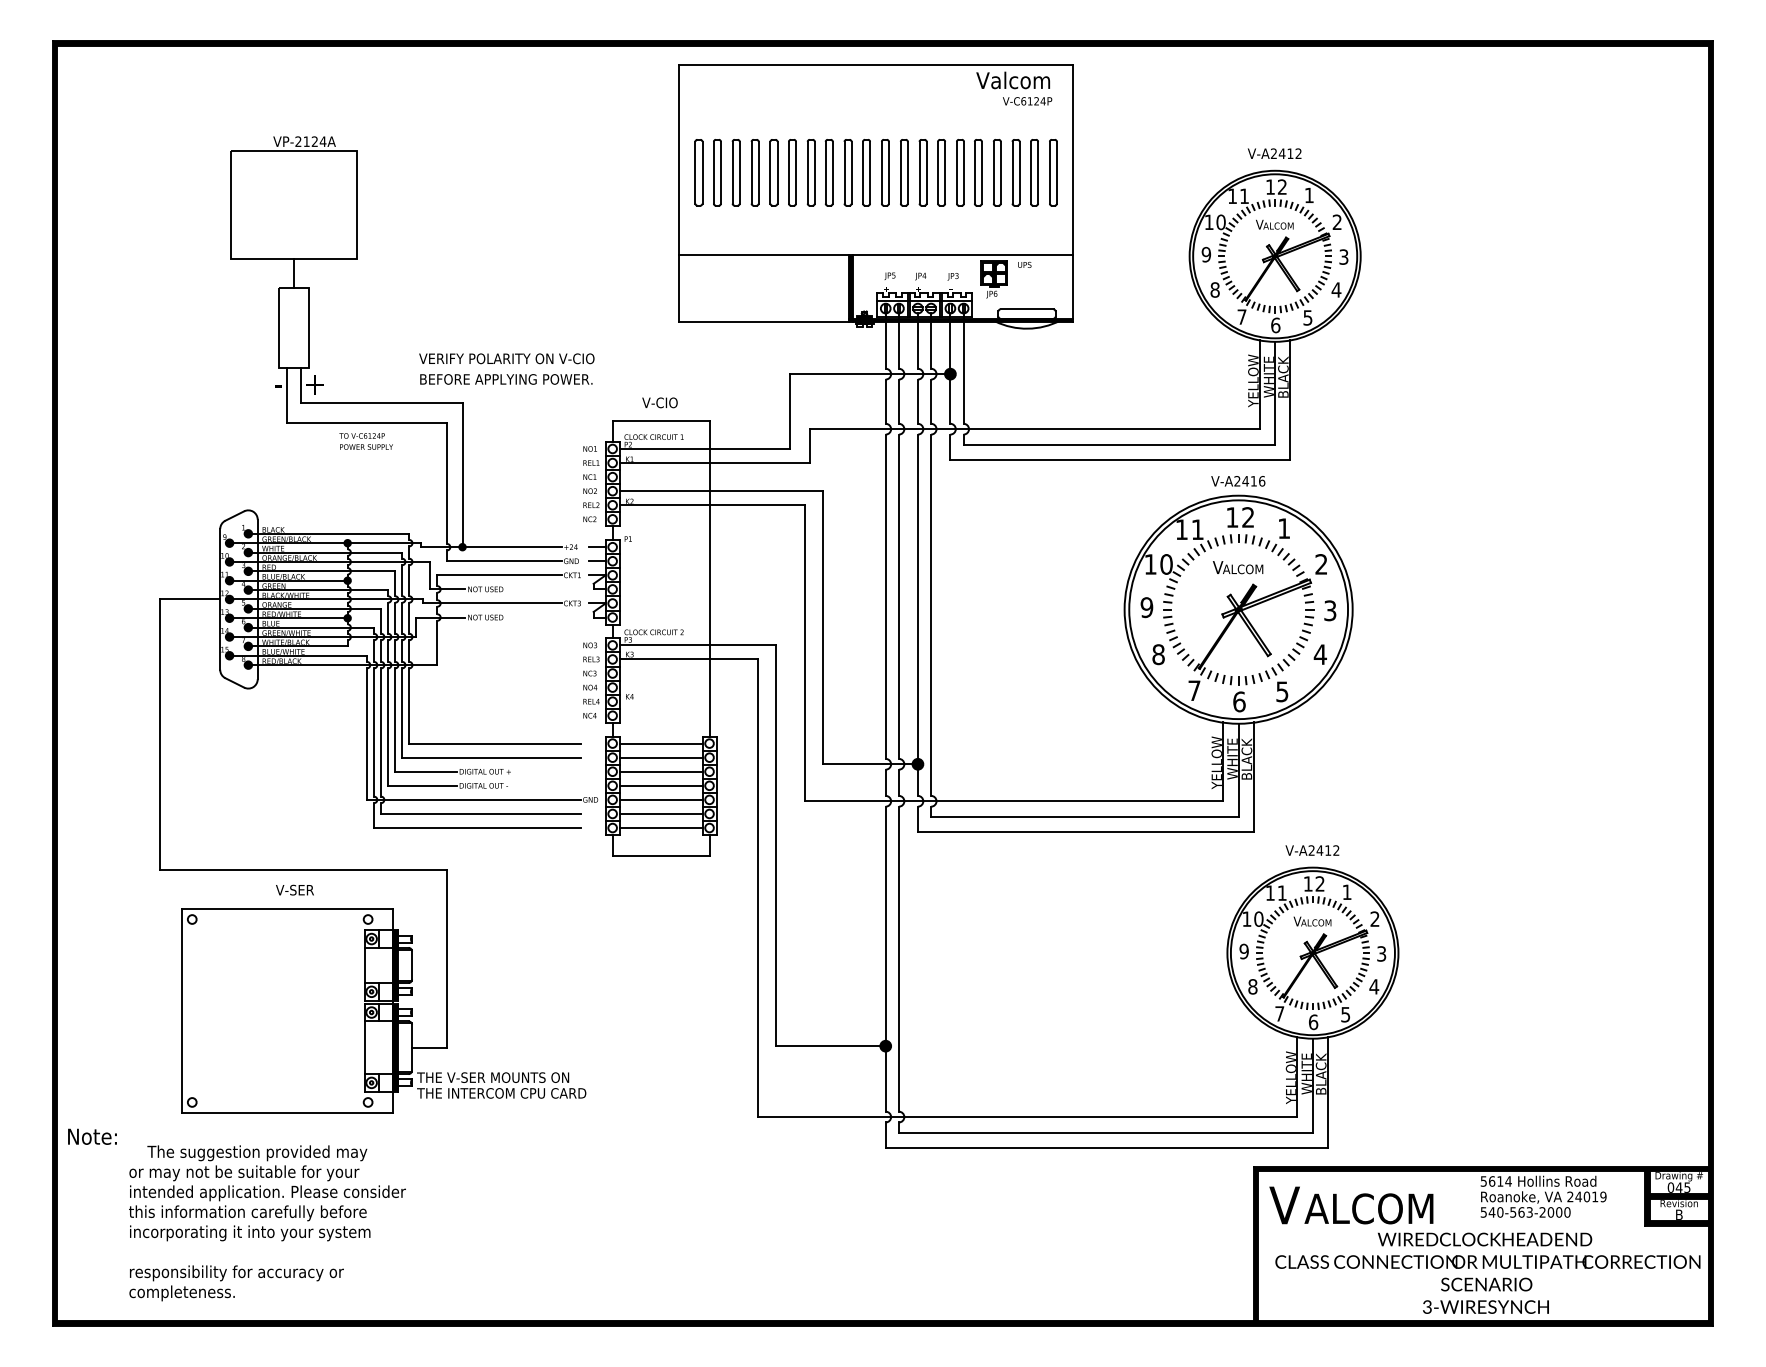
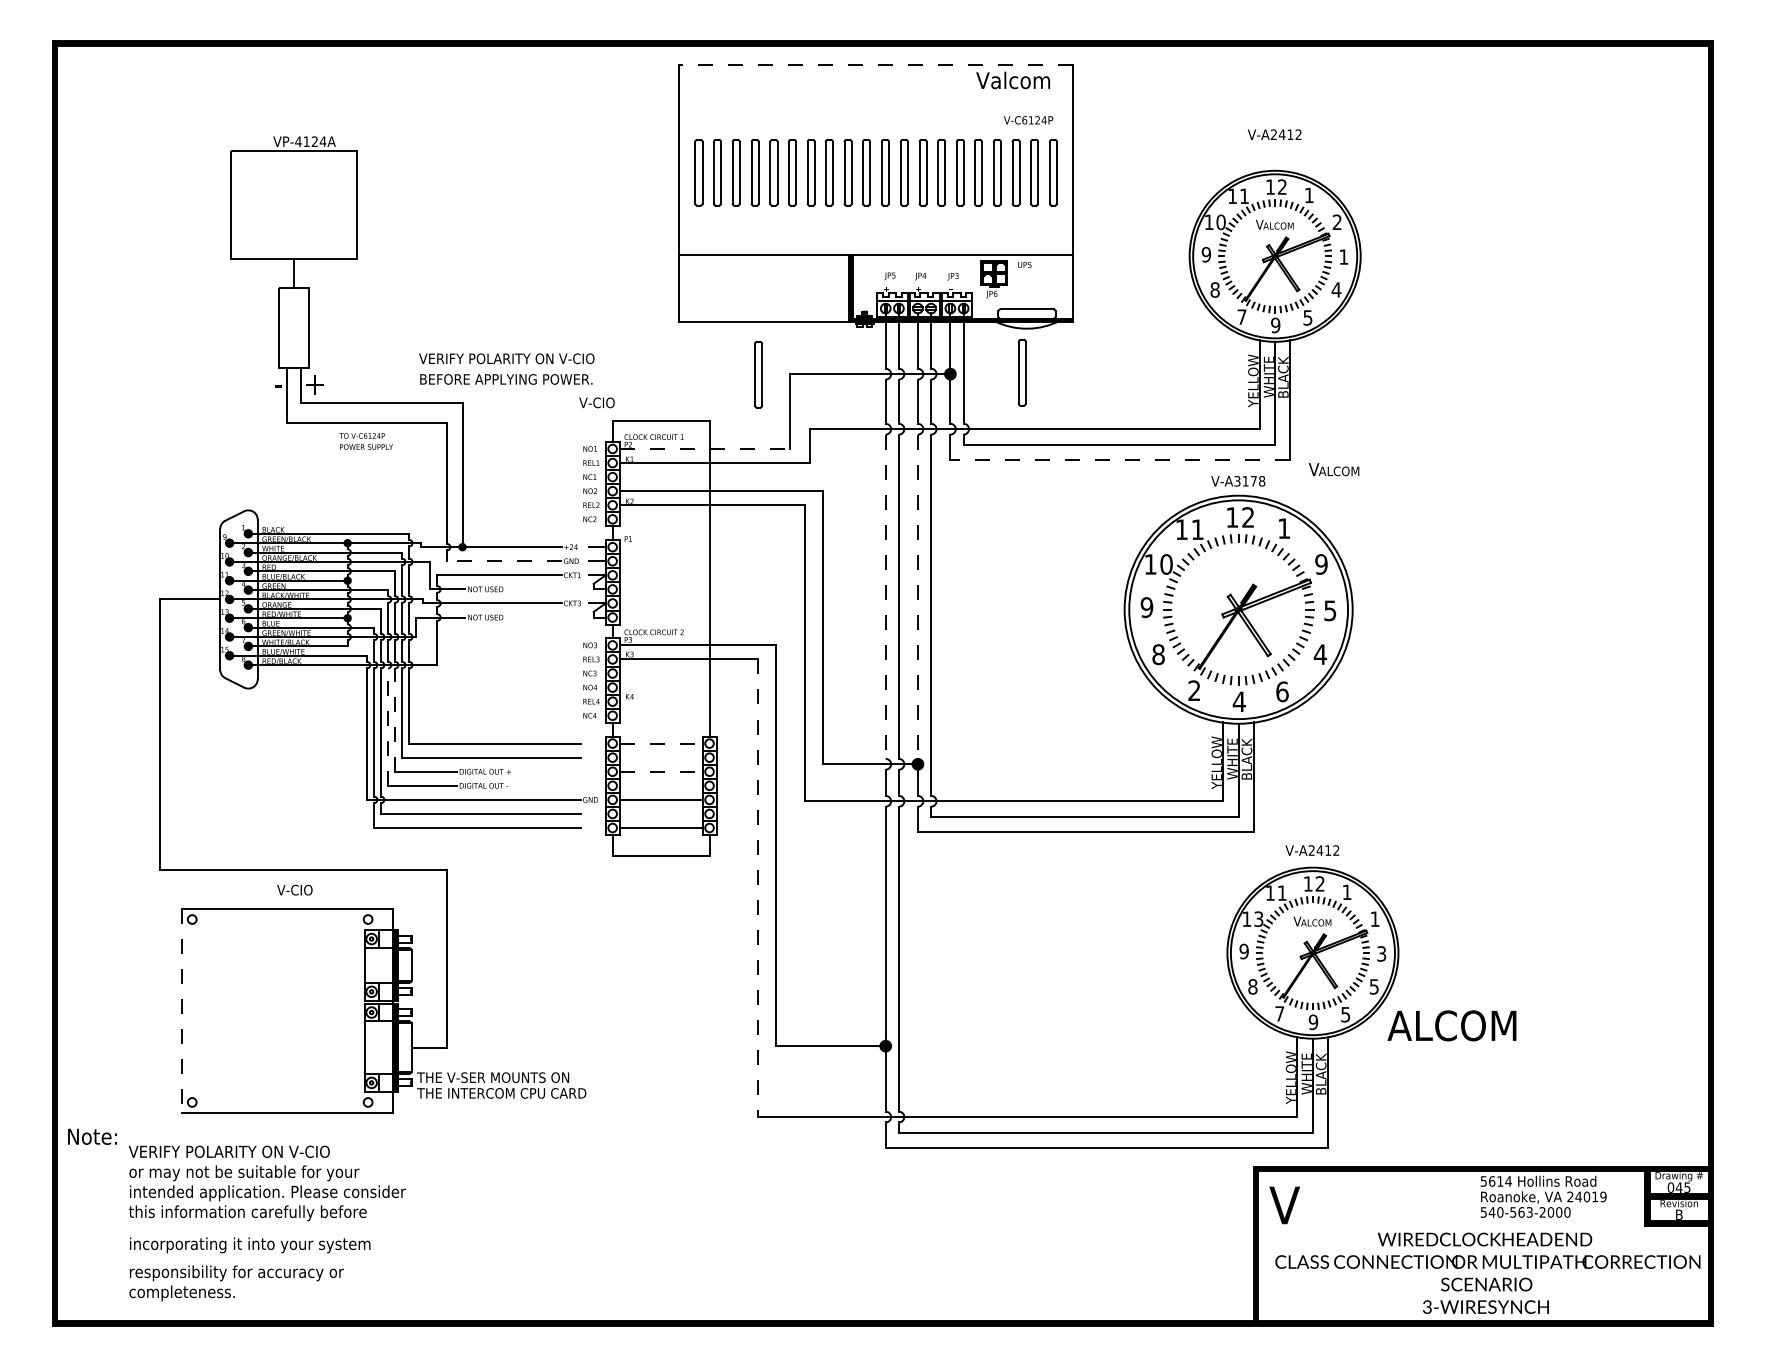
line: solid -> dashed (875, 65)
text position: (1027, 101) -> (1028, 120) (1028, 120)
text: VP-2124A -> VP-4124A (298, 141)
text position: (1274, 153) -> (1274, 134) (1274, 134)
text: 3 -> 1 (1343, 256)
text: 6 -> 9 (1275, 325)
part: none -> present (1021, 372)
part: none -> present (758, 374)
text position: (659, 402) -> (596, 402) (596, 402)
line: solid -> dashed (705, 448)
line: solid -> dashed (1119, 460)
text: V-A2416 -> V-A3178 (1249, 481)
line: solid -> dashed (504, 561)
text: 2 -> 9 (1321, 564)
text position: (1238, 567) -> (1334, 469) (1334, 469)
line: solid -> dashed (885, 597)
line: solid -> dashed (917, 597)
text: 3 -> 5 (1330, 610)
text: 7 -> 2 (1194, 690)
text: 5 -> 6 (1282, 691)
text: 6 -> 4 (1238, 701)
line: solid -> dashed (395, 720)
line: solid -> dashed (388, 727)
line: solid -> dashed (661, 743)
line: present -> none (660, 757)
line: solid -> dashed (661, 771)
line: present -> none (660, 785)
line: present -> none (660, 813)
line: solid -> dashed (758, 888)
text: V-SER -> V-CIO (294, 889)
text: 10 -> 13 (1258, 918)
text: 2 -> 1 (1374, 918)
text: 4 -> 5 (1374, 986)
line: solid -> dashed (181, 1011)
text: 6 -> 9 (1313, 1022)
text: The suggestion provided may -> VERIFY POLARITY ON V-CIO (247, 1153)
text position: (1368, 1208) -> (1451, 1025) (1451, 1025)
text position: (250, 1233) -> (250, 1245) (250, 1245)
